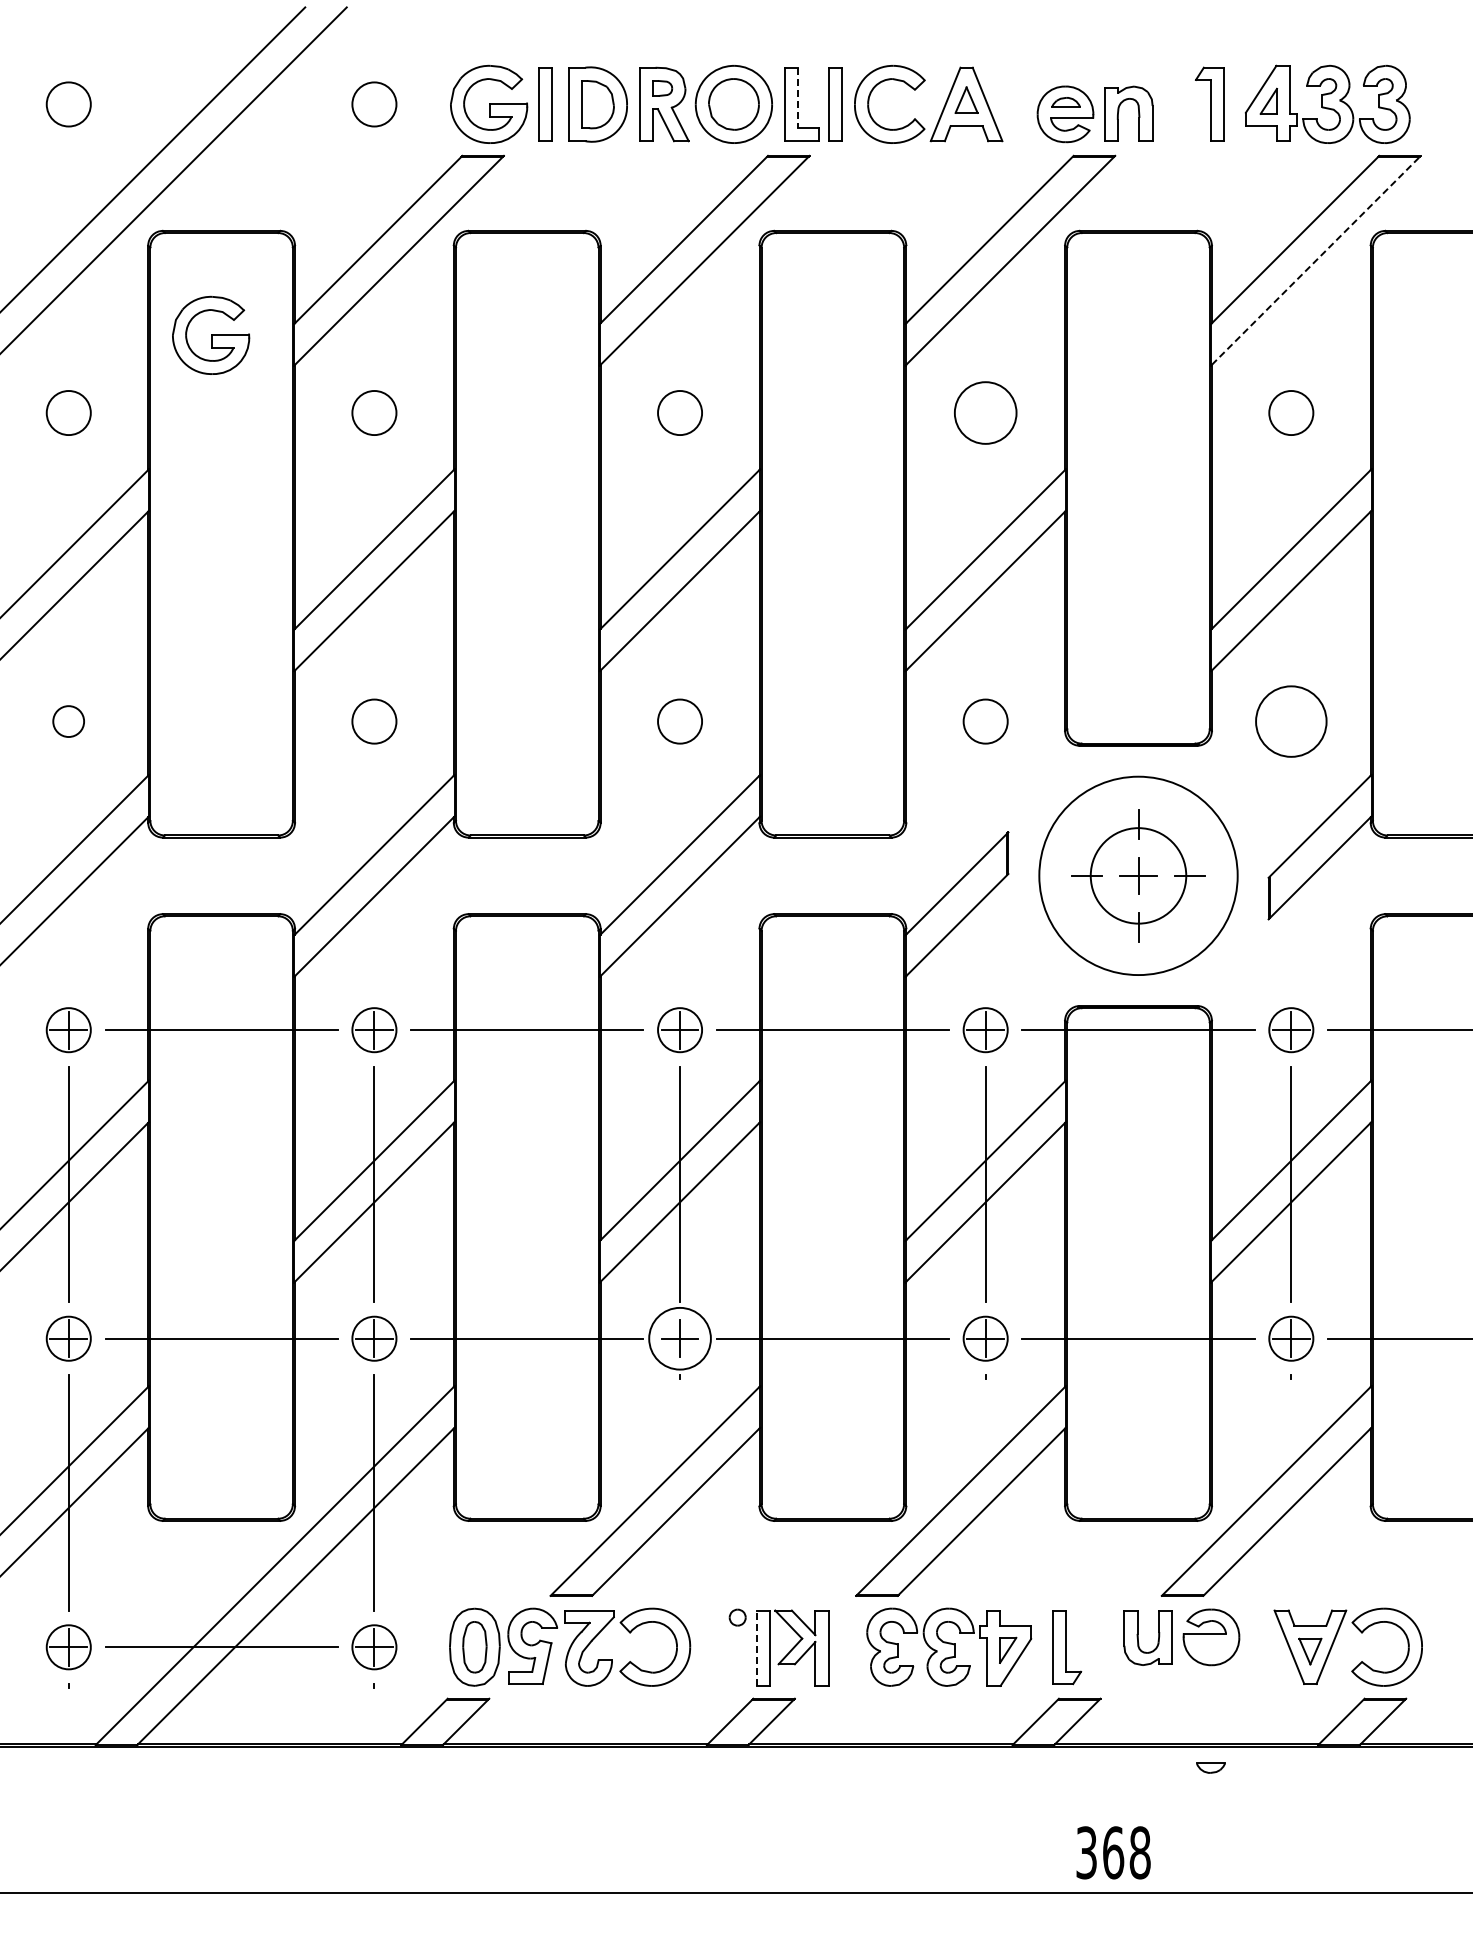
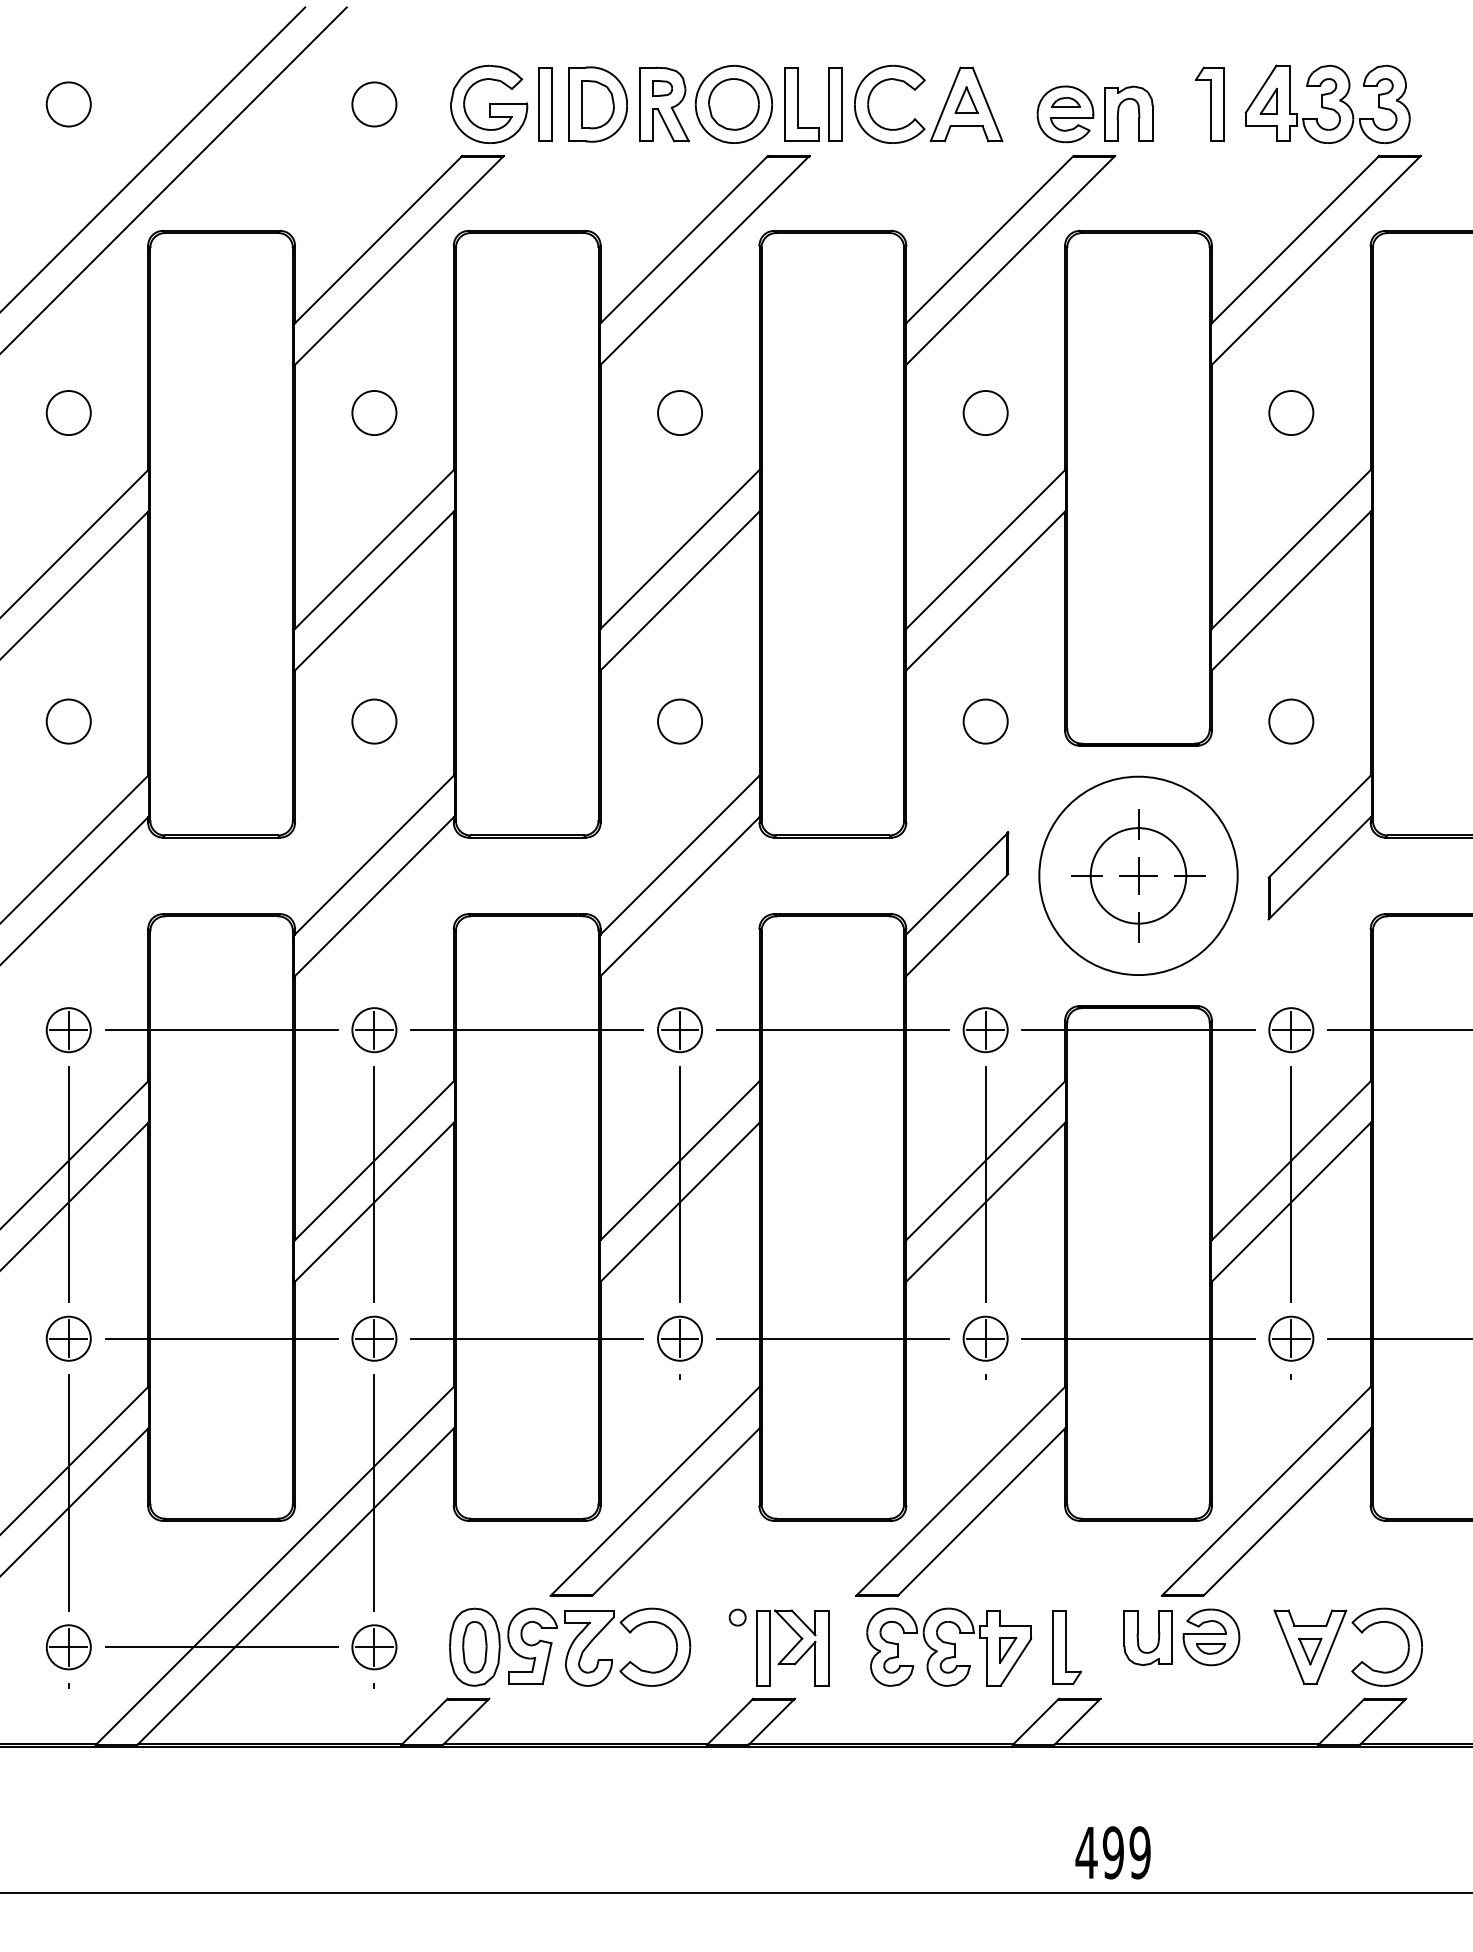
line: dashed -> solid (798, 98)
line: dashed -> solid (1316, 260)
part: present -> none (211, 334)
circle diameter: 62 px -> 44 px (985, 413)
circle size: 33x33 px -> 47x47 px (68, 721)
circle diameter: 71 px -> 44 px (1291, 721)
circle diameter: 62 px -> 44 px (680, 1338)
line: dashed -> solid (757, 1648)
part position: (1210, 1767) -> (1210, 1648) (1210, 1648)
text: 368 -> 499 (1112, 1852)
